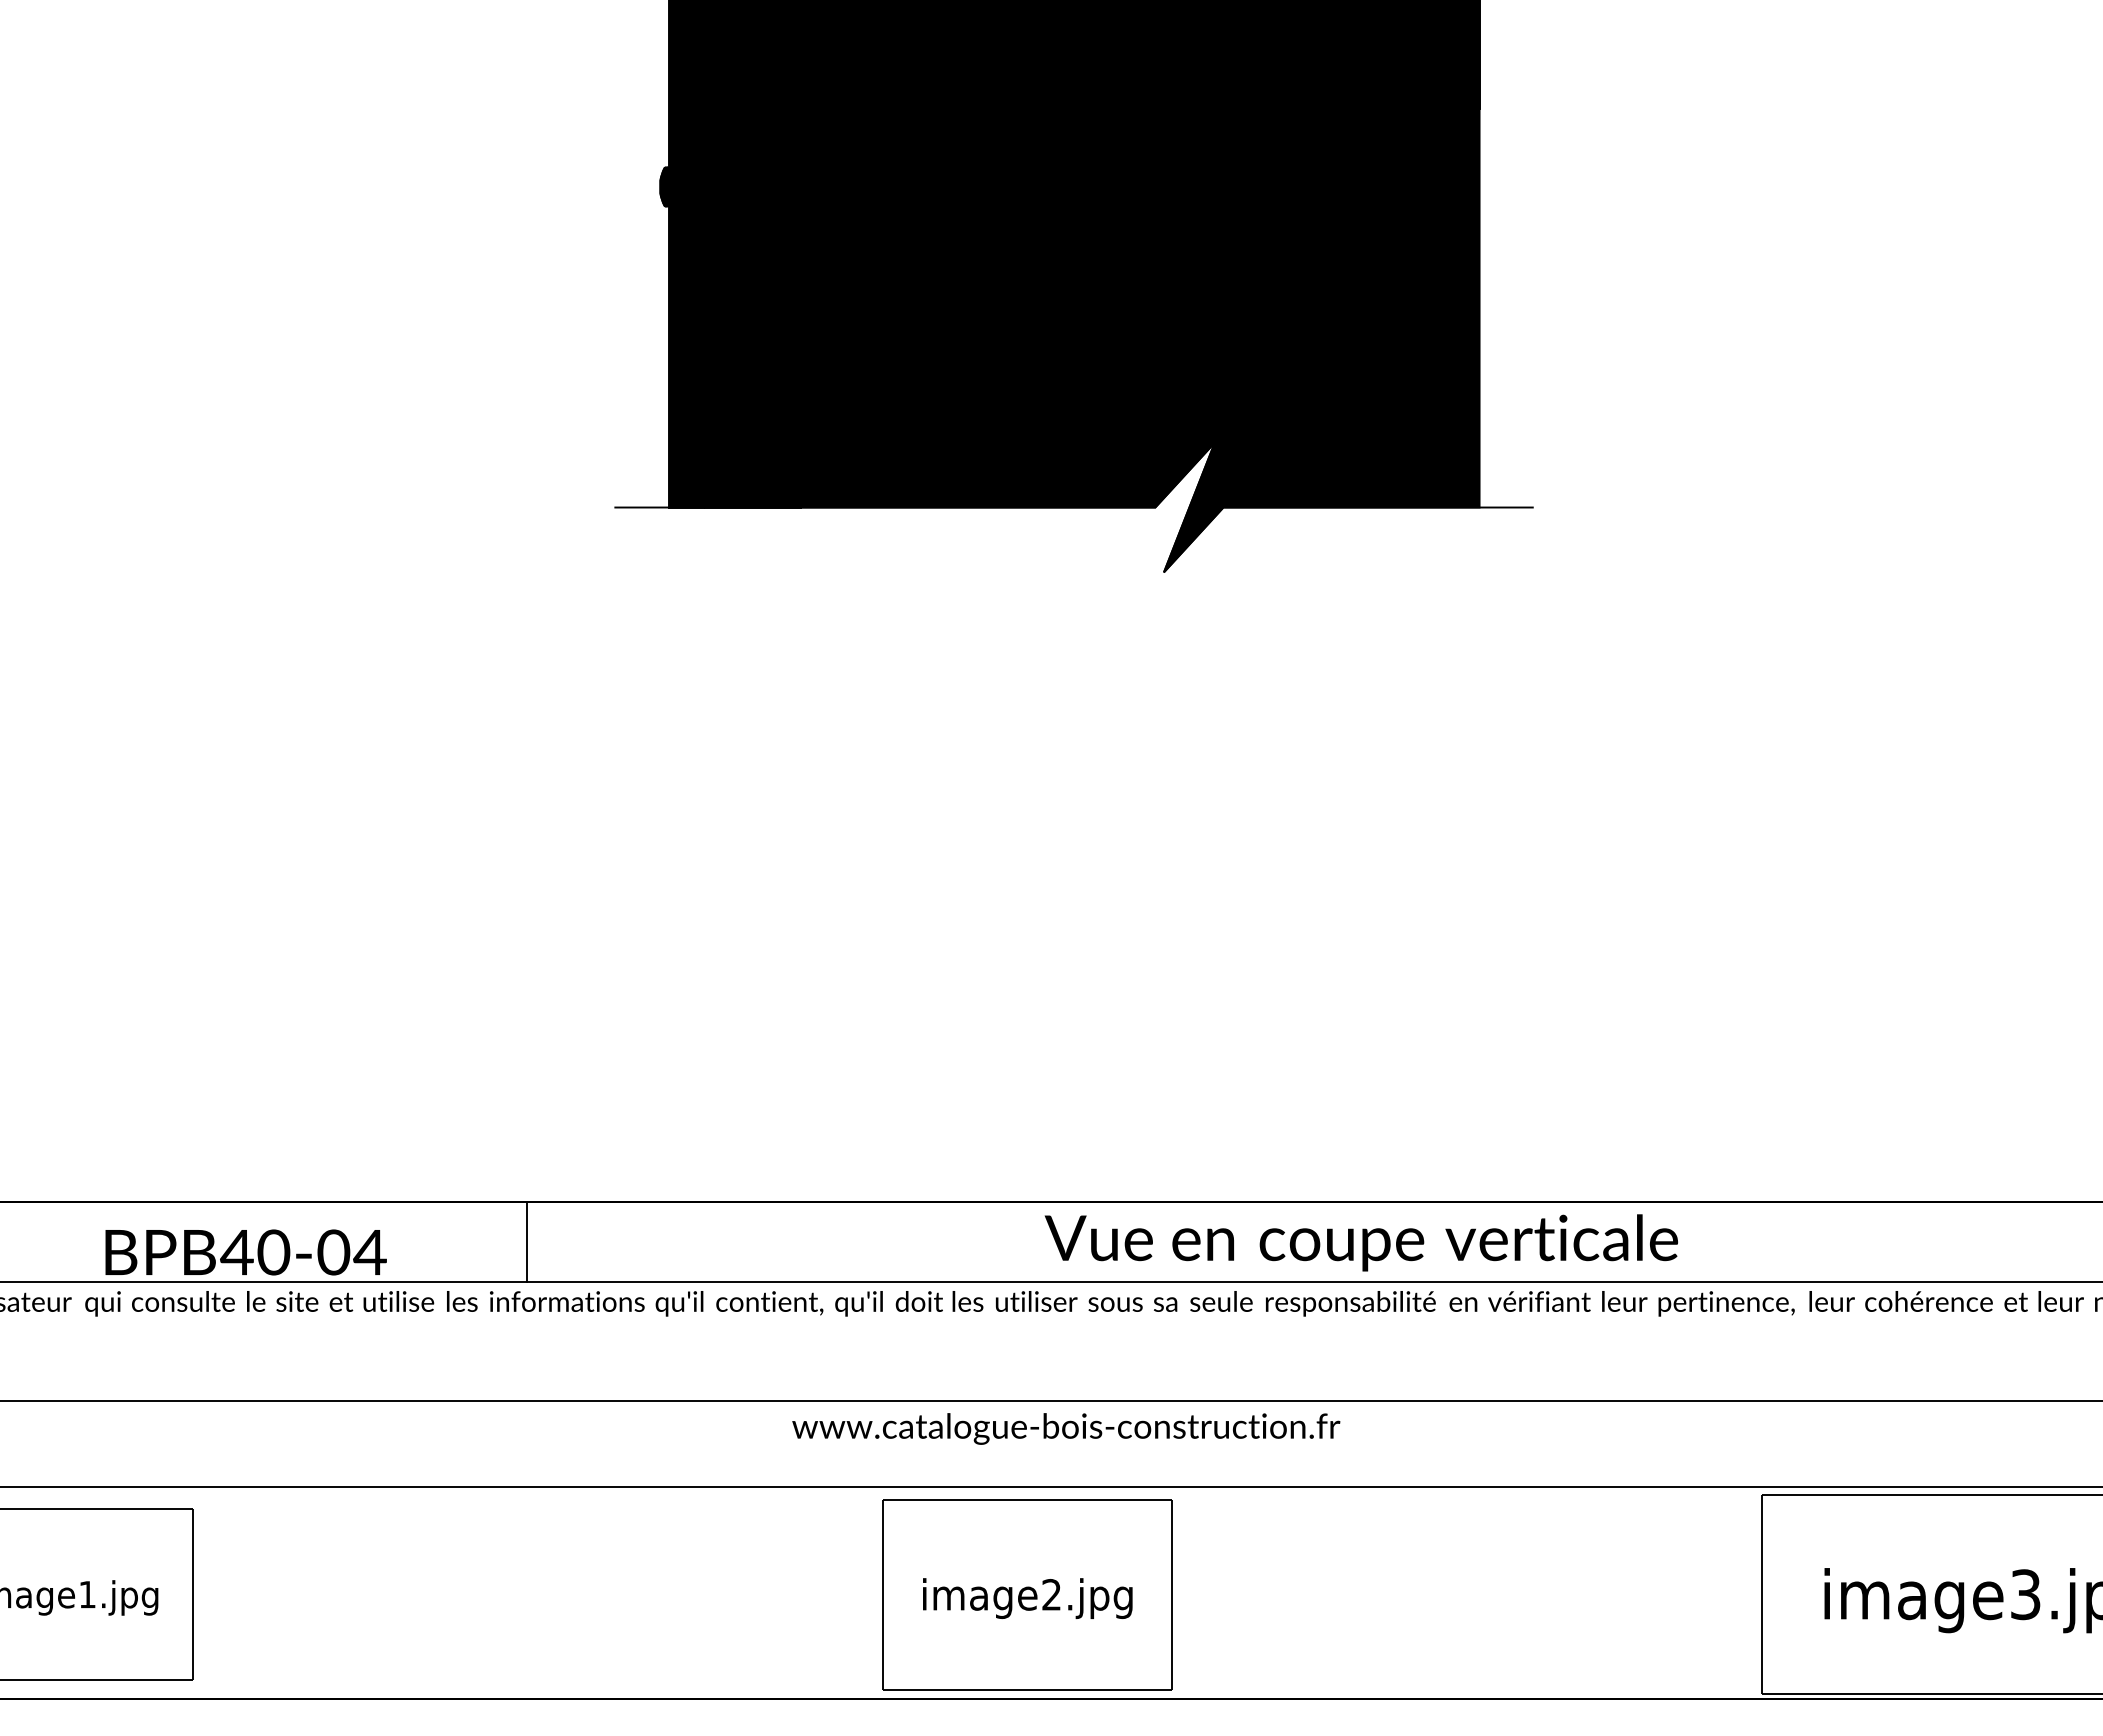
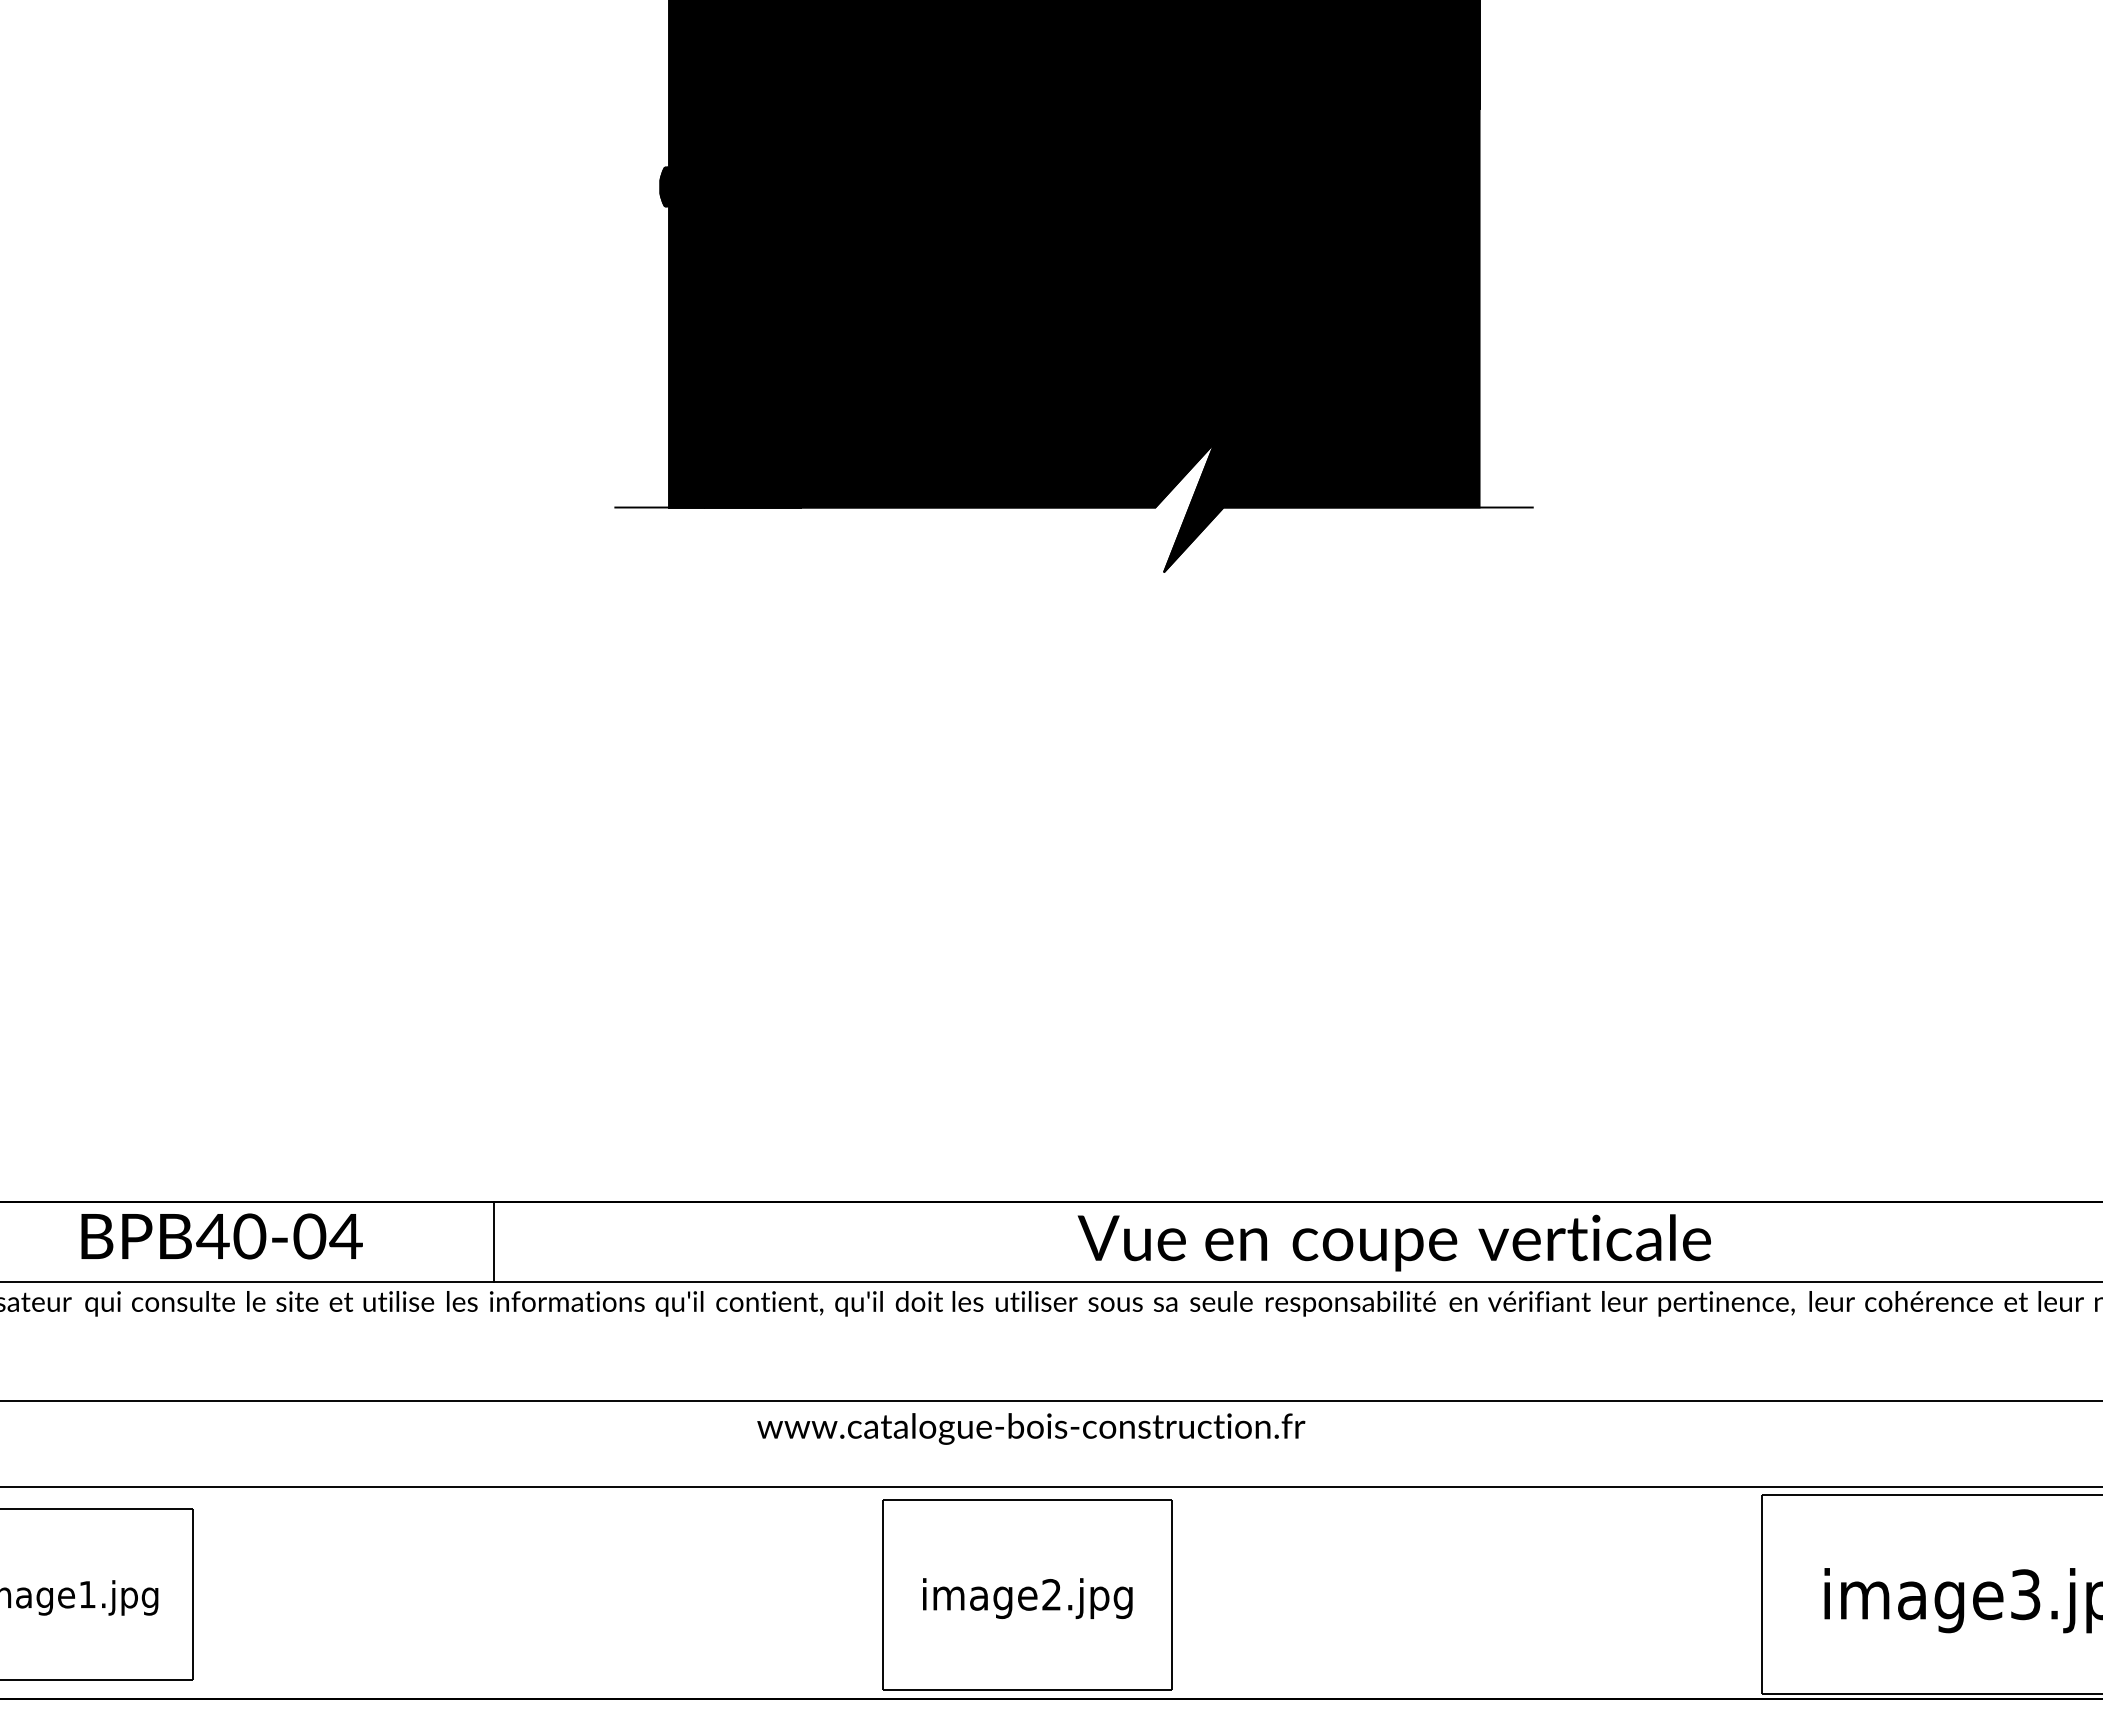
line position: (526, 1241) -> (493, 1241) (493, 1241)
text position: (1360, 1242) -> (1393, 1242) (1393, 1242)
text position: (245, 1252) -> (221, 1236) (221, 1236)
text position: (1066, 1428) -> (1031, 1428) (1031, 1428)
